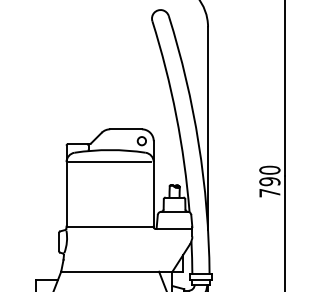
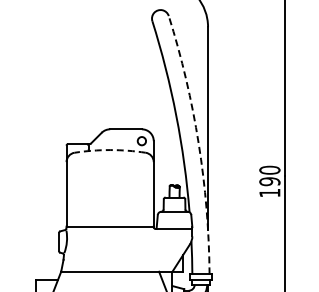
arc: solid -> dashed (198, 143)
arc: solid -> dashed (110, 150)
line: present -> none (109, 162)
text: 790 -> 190 (269, 193)
